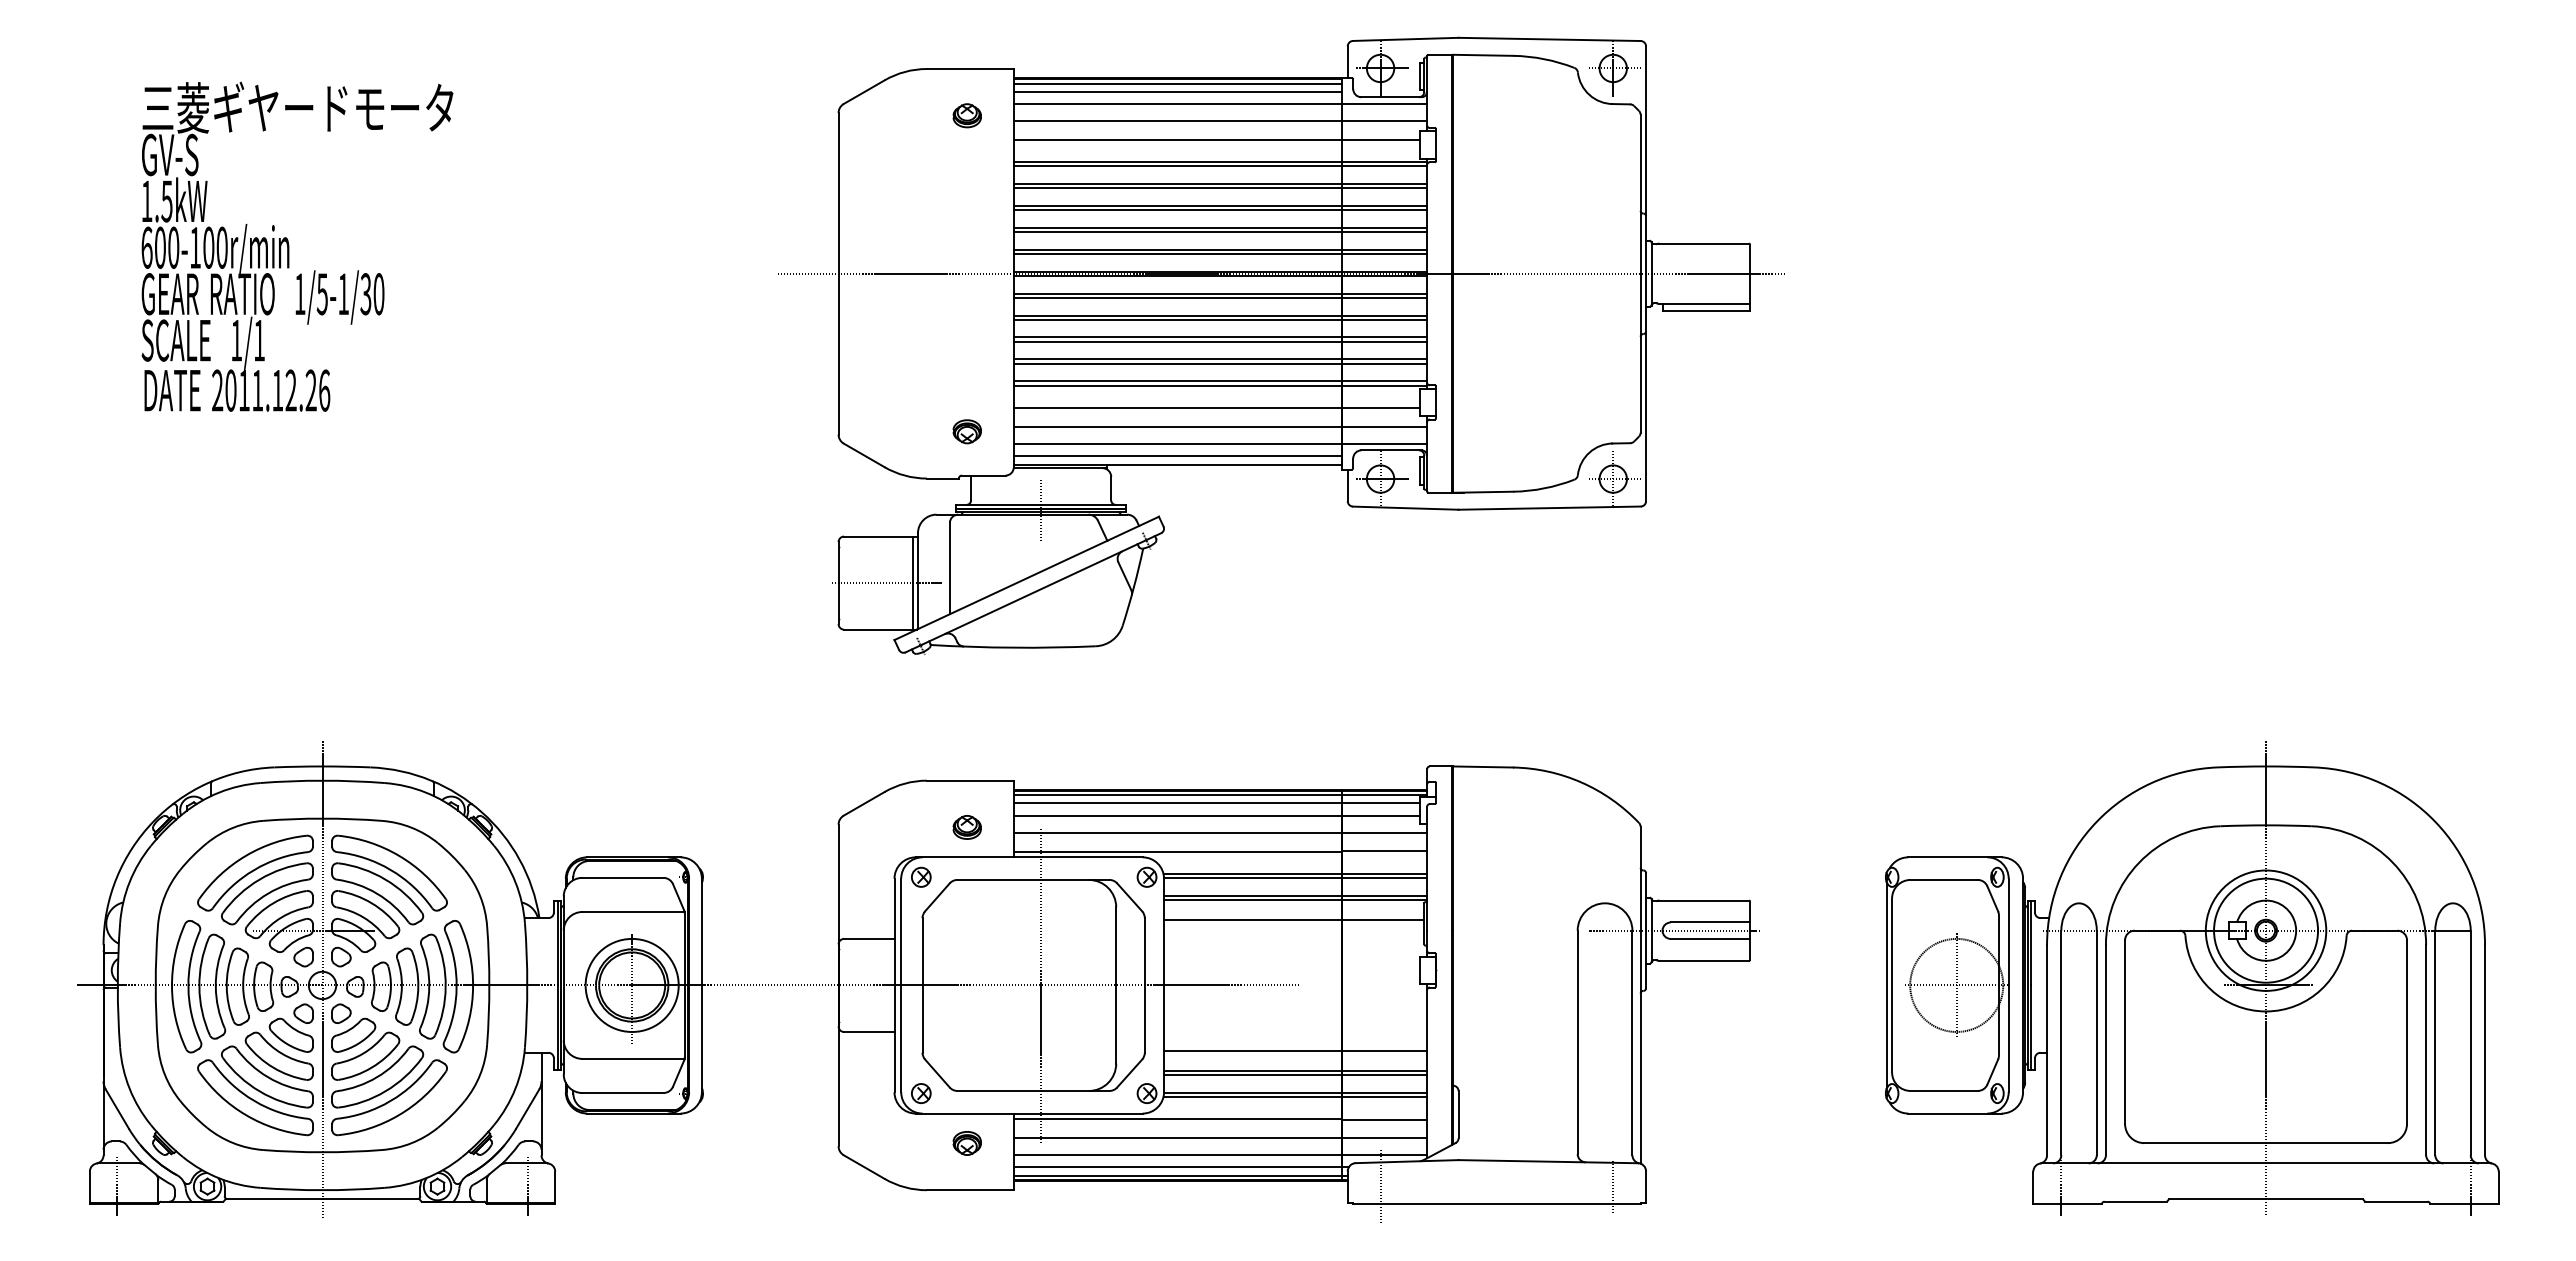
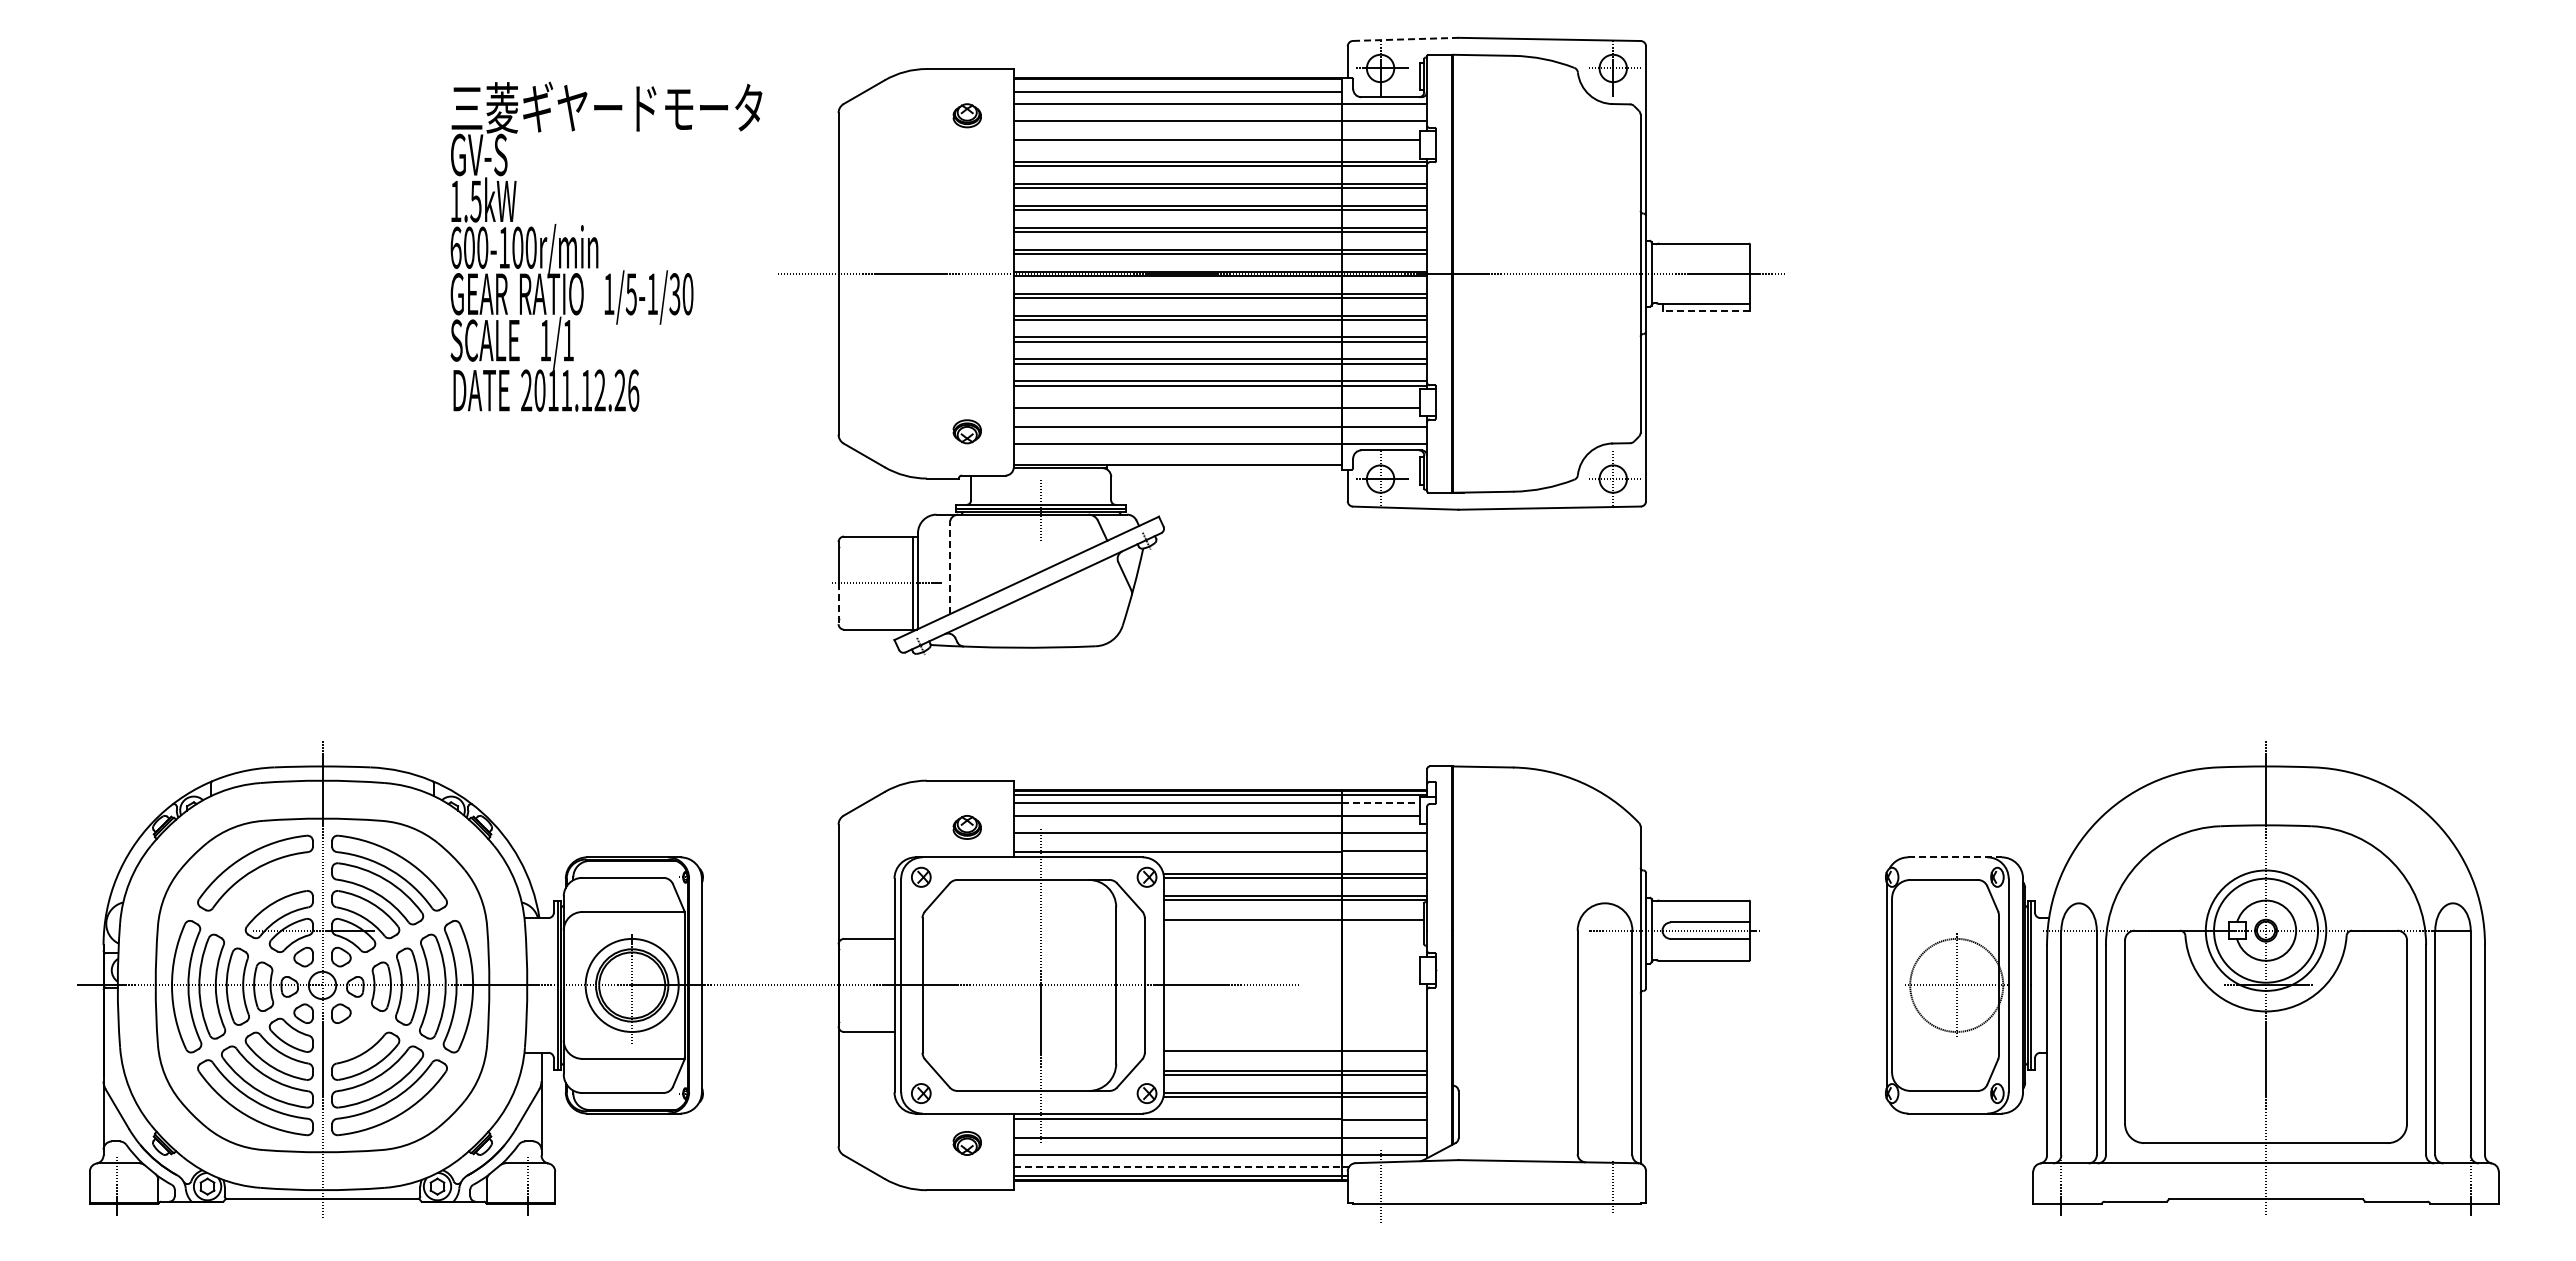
line: solid -> dashed (1405, 39)
line: present -> none (1177, 83)
text position: (297, 246) -> (606, 246) (606, 246)
line: solid -> dashed (1706, 310)
line: present -> none (1177, 455)
line: solid -> dashed (949, 568)
line: solid -> dashed (838, 603)
line: solid -> dashed (1380, 803)
line: solid -> dashed (1955, 857)
part: present -> none (267, 893)
part: present -> none (353, 1034)
line: solid -> dashed (1178, 1167)
